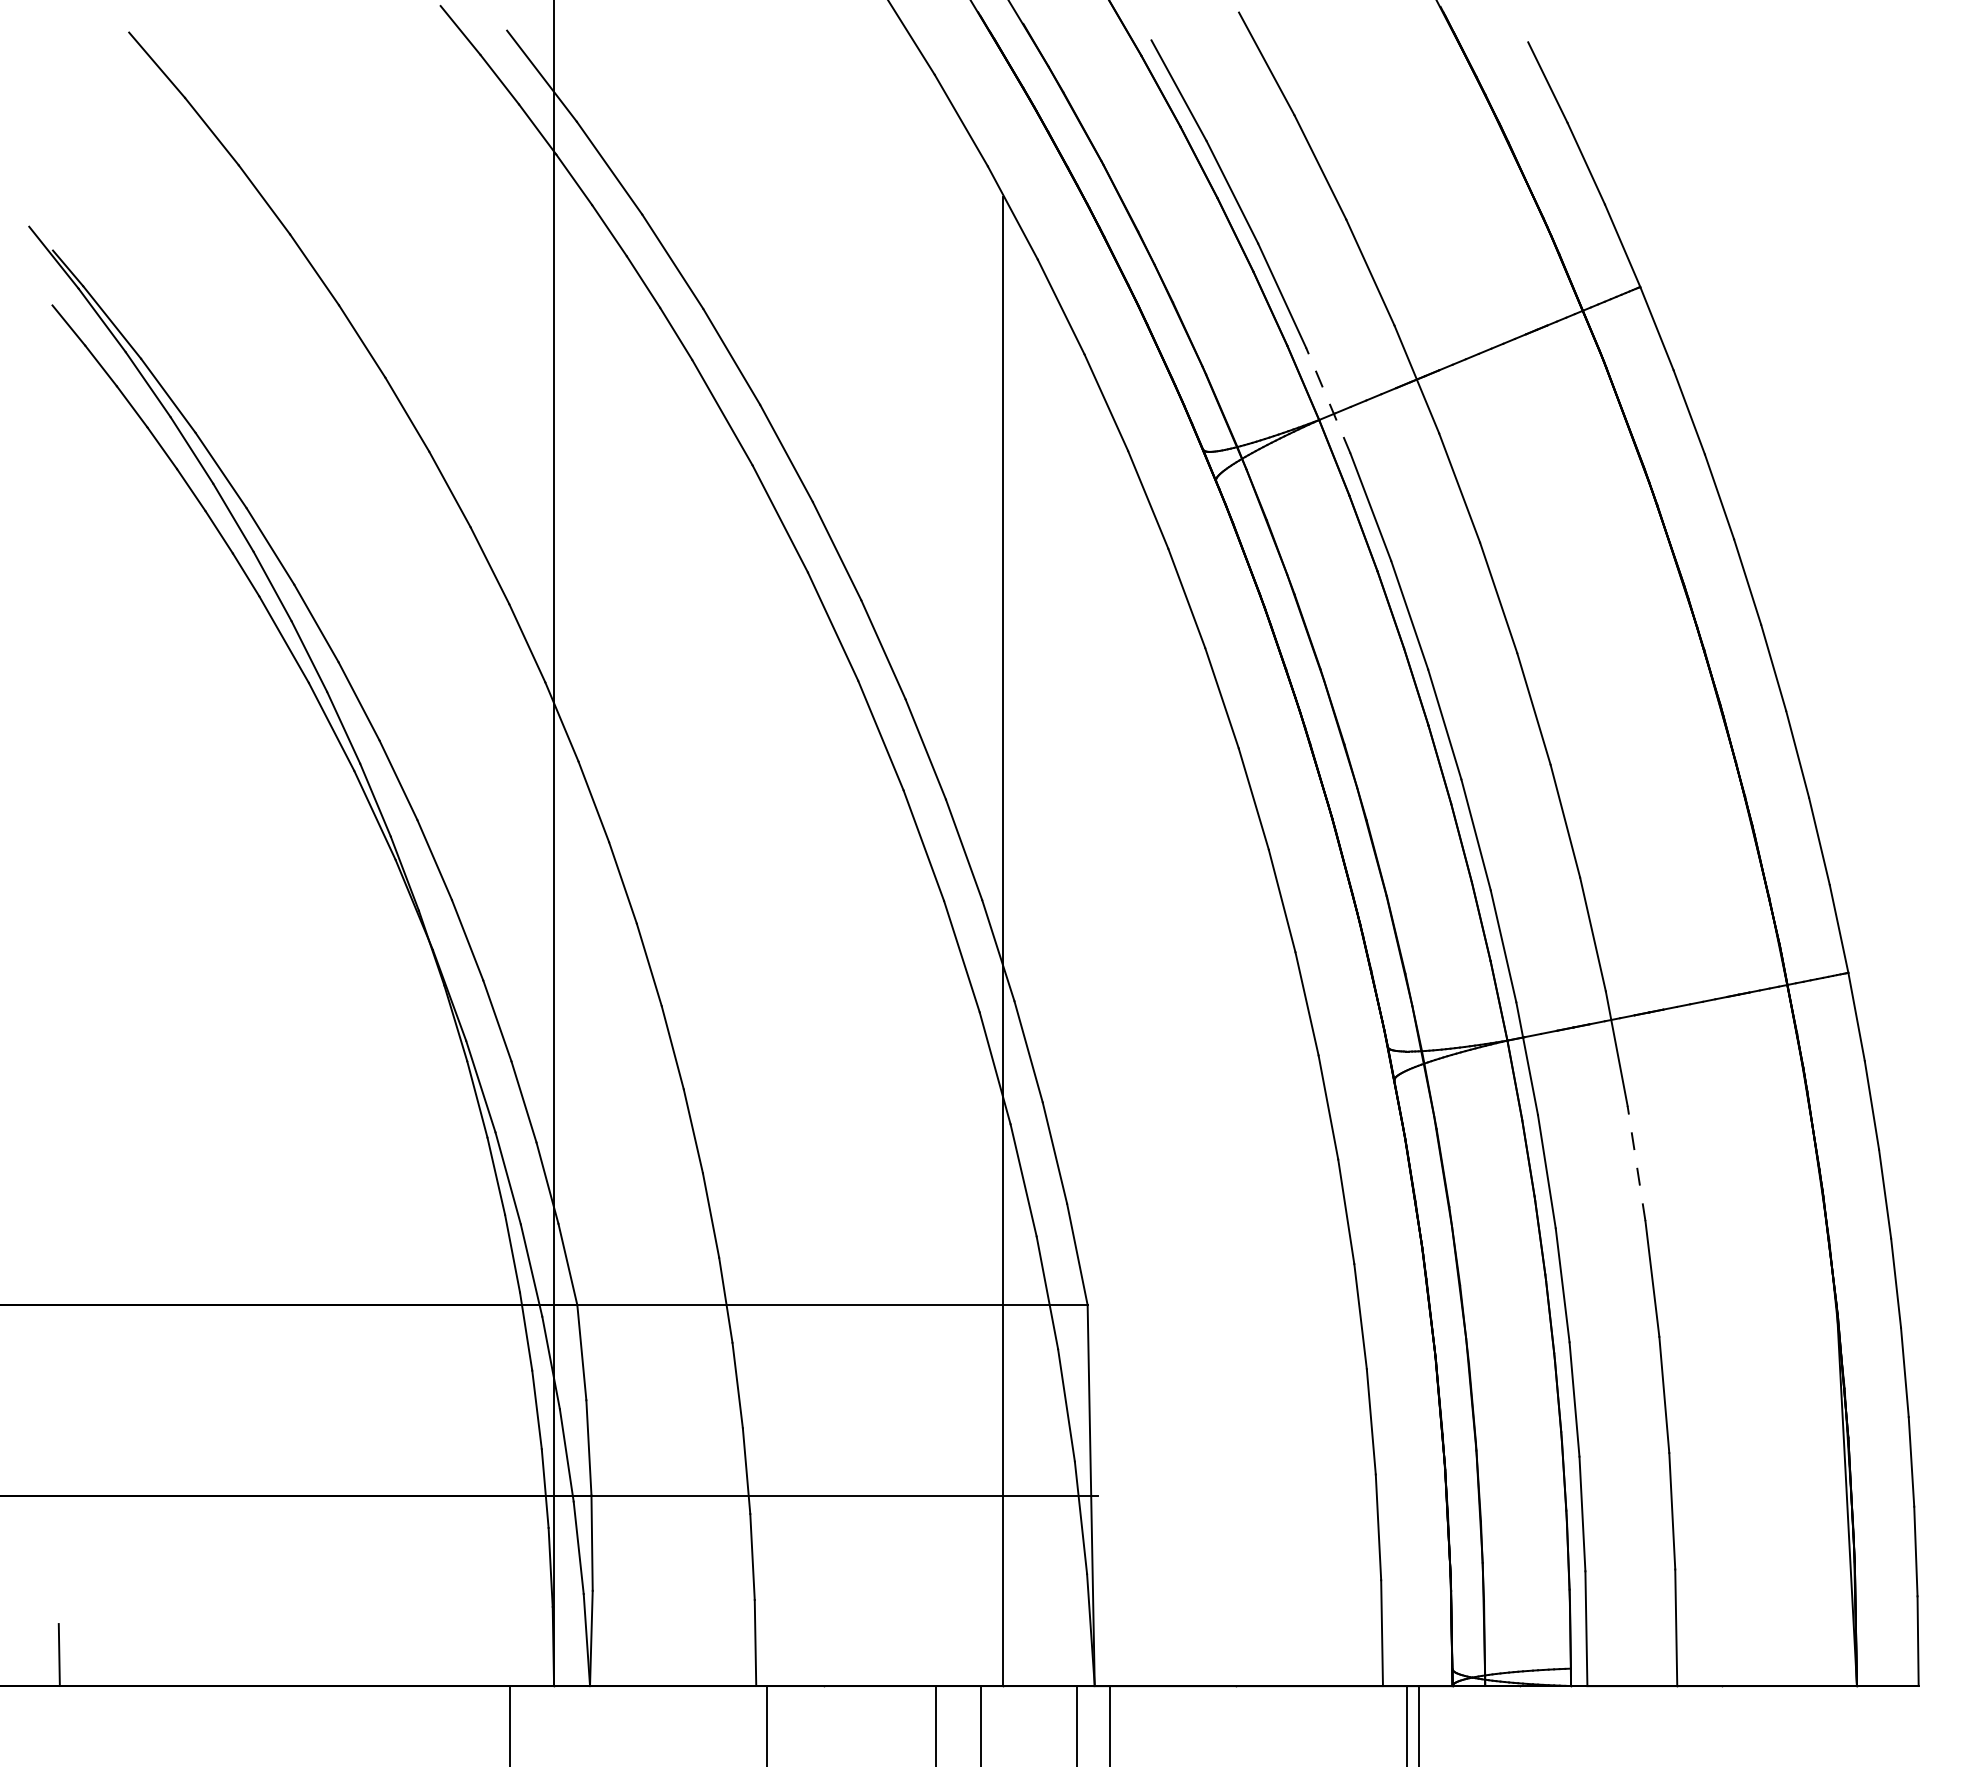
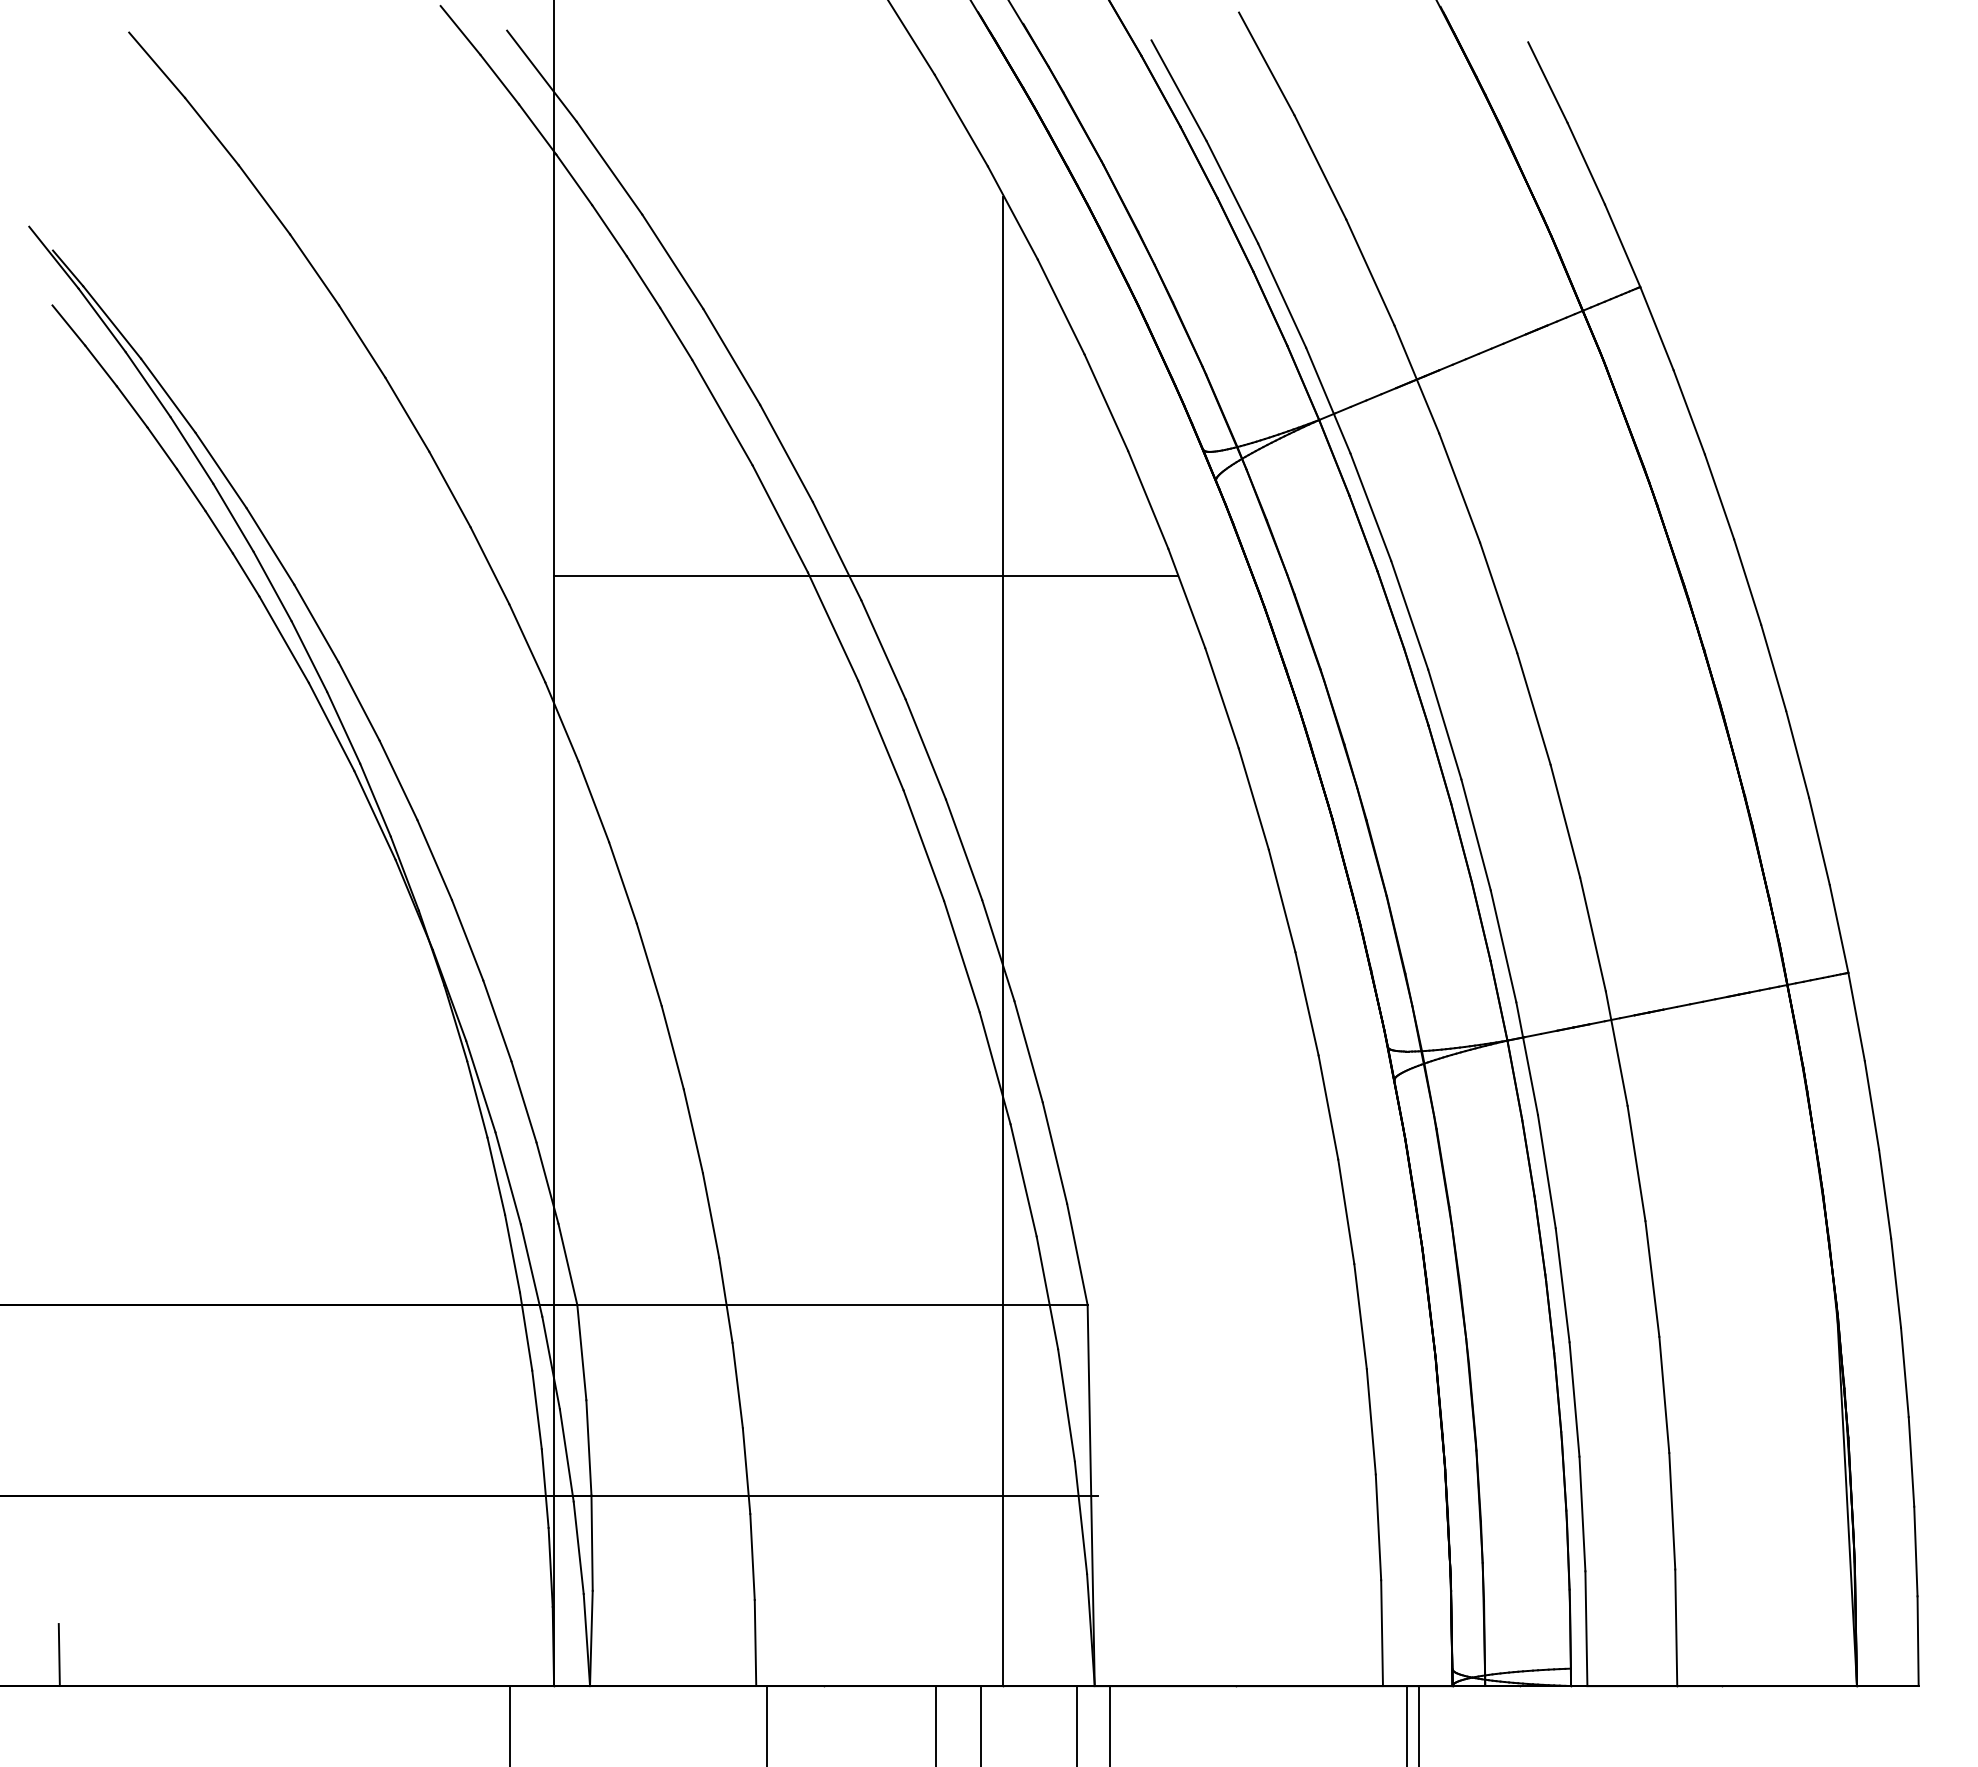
line: dashed -> solid (1328, 400)
line: none -> present (865, 576)
line: dashed -> solid (1636, 1163)
